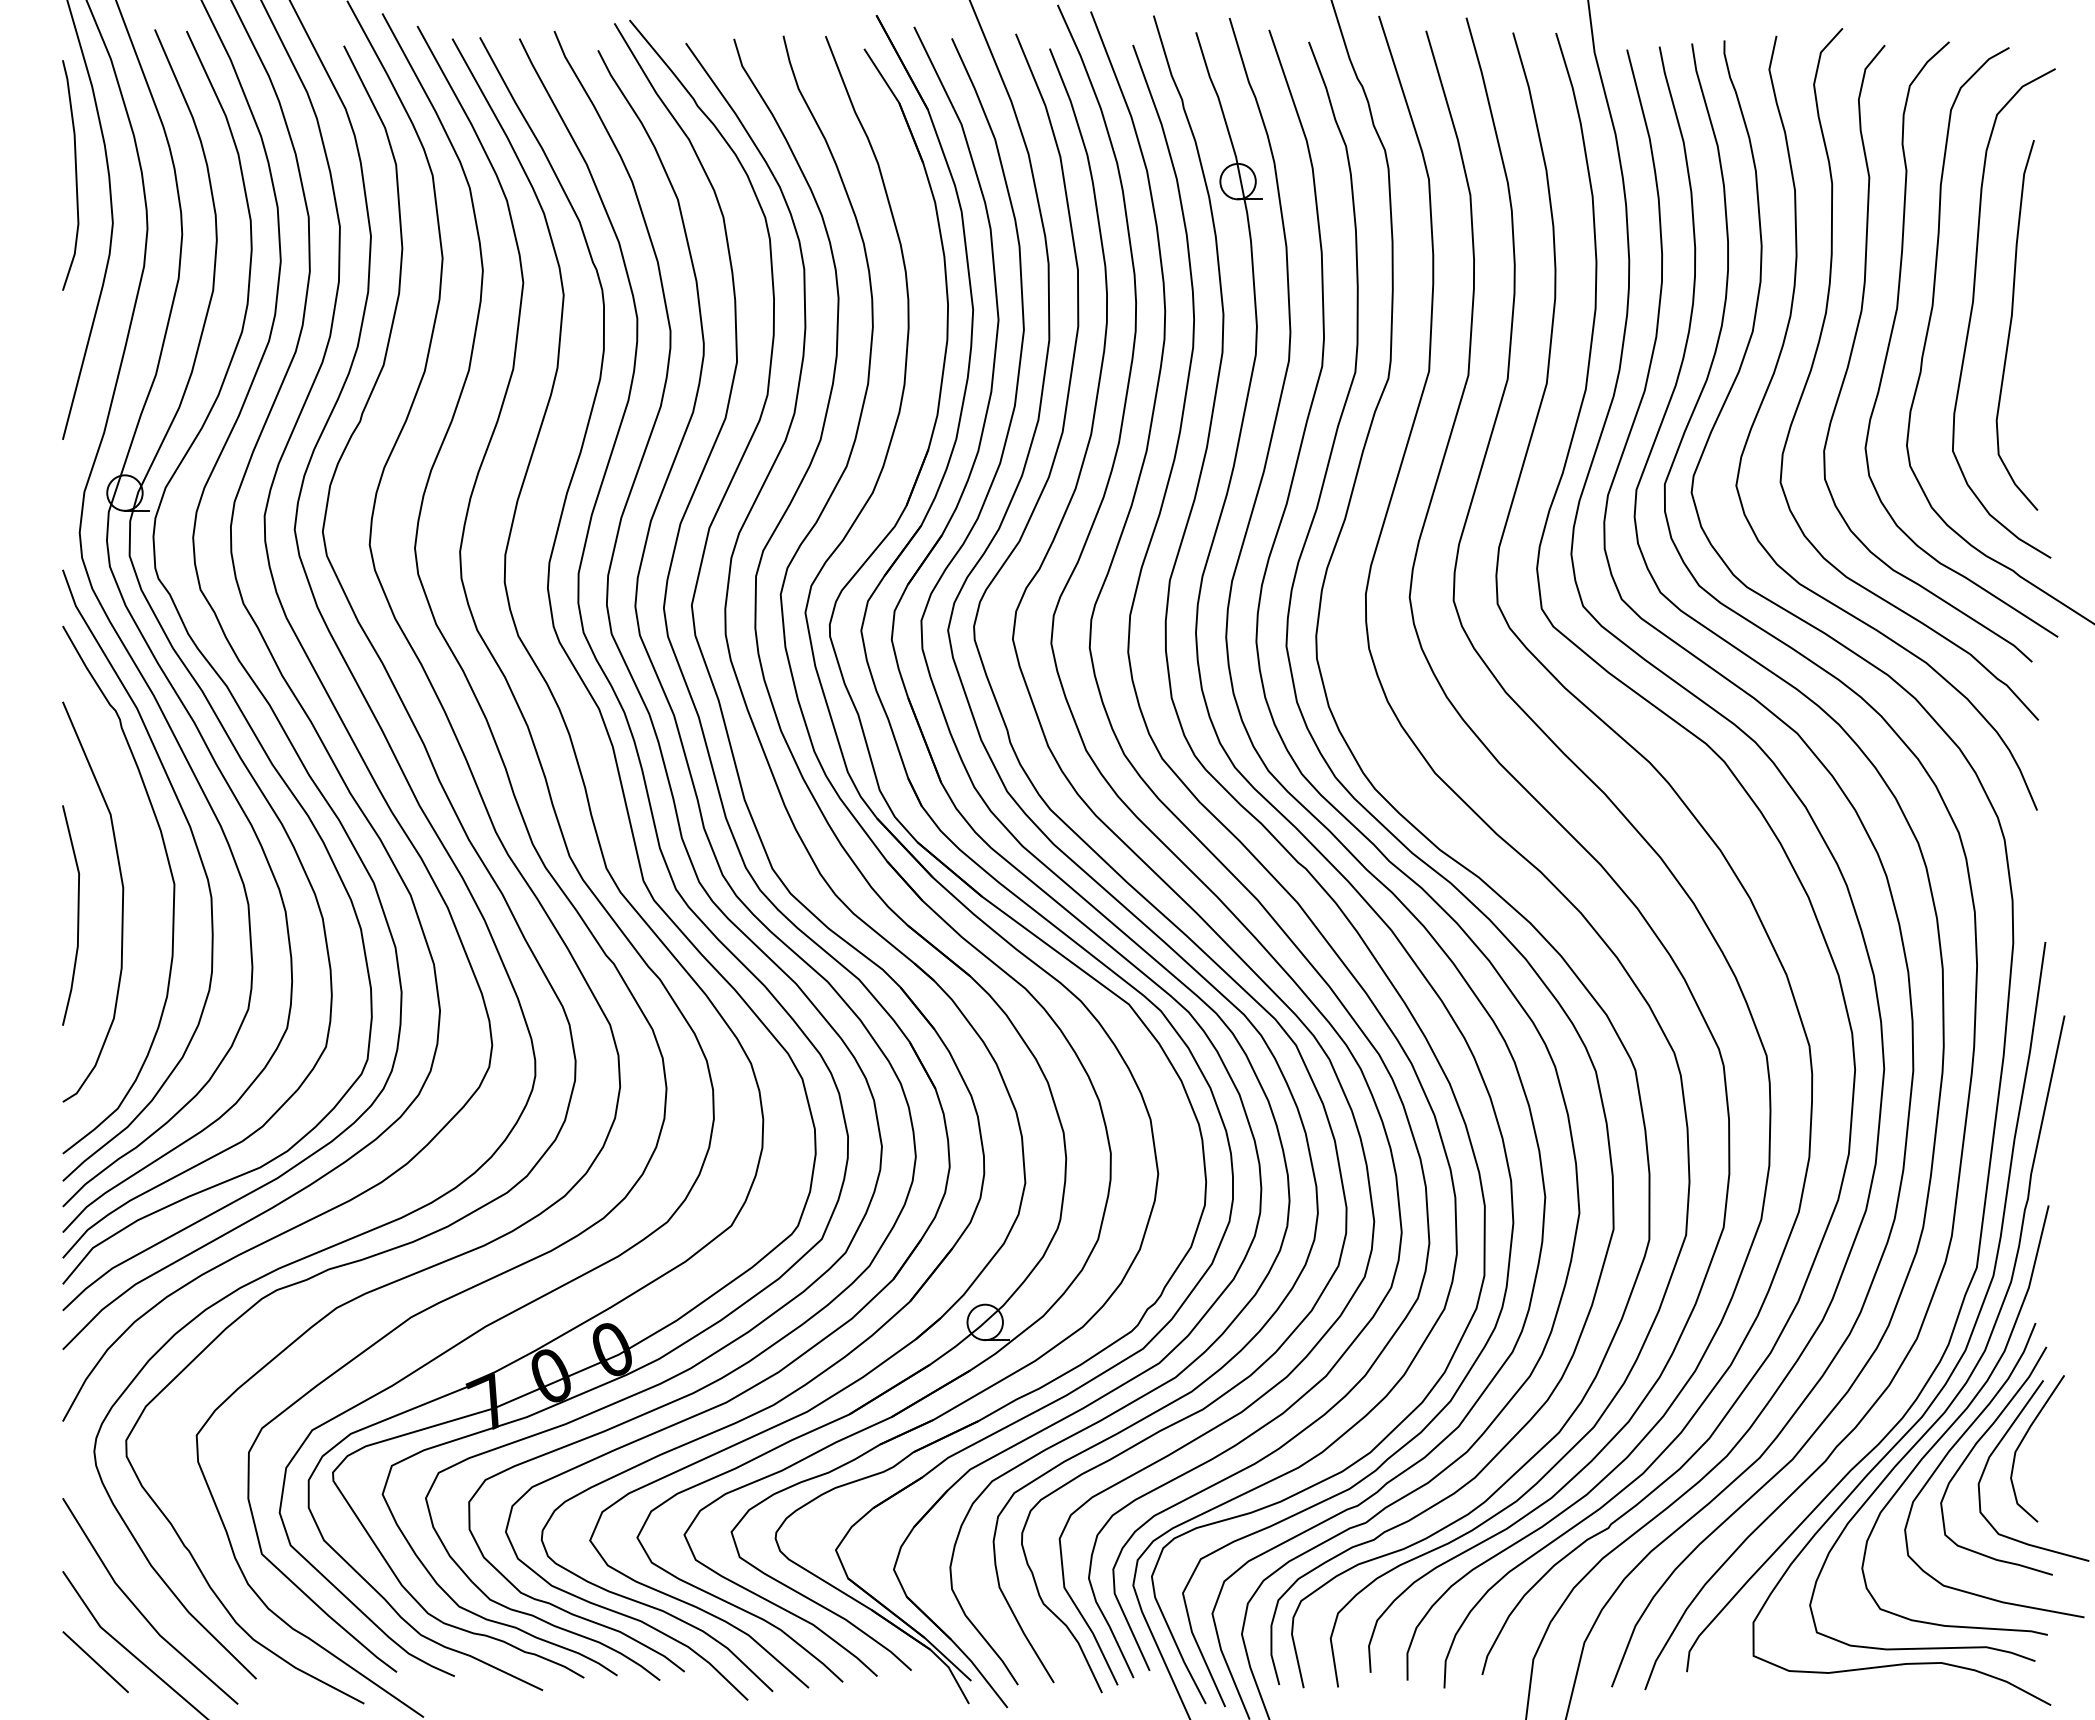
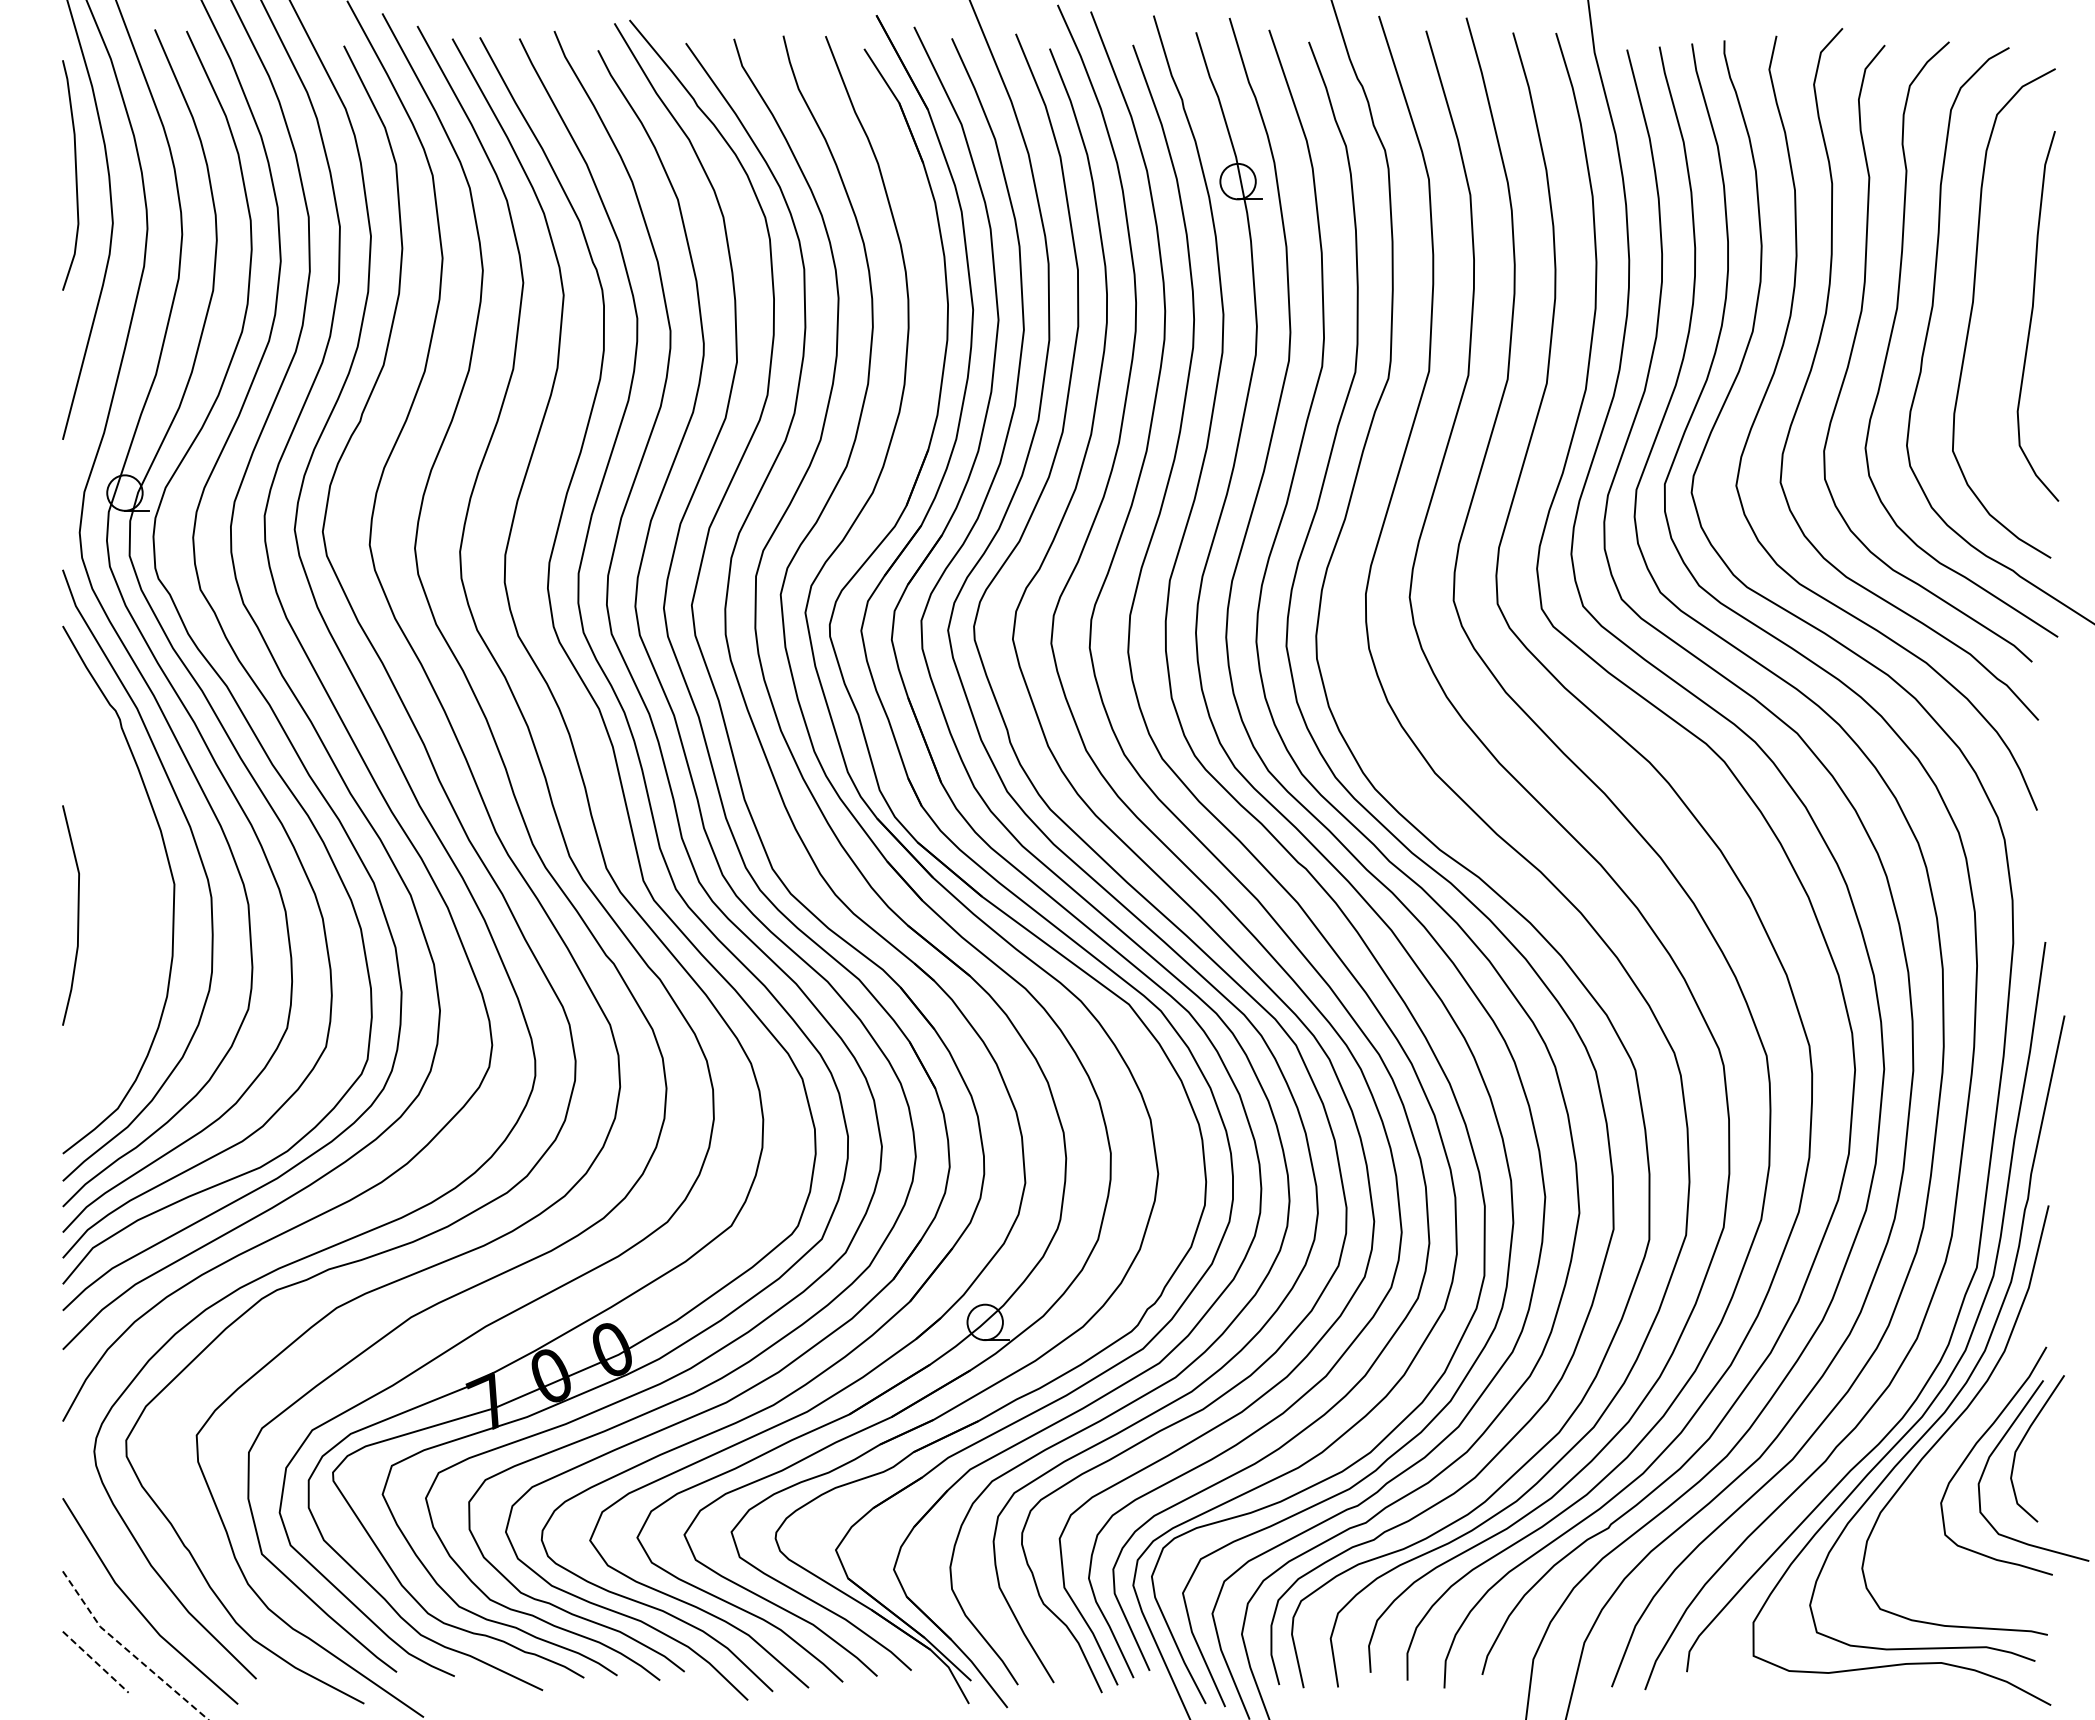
curve position: (2011, 325) -> (2032, 316) (2032, 316)
curve: present -> none (122, 901)
curve: present -> none (1962, 1437)
line: solid -> dashed (128, 1650)
line: solid -> dashed (95, 1662)
